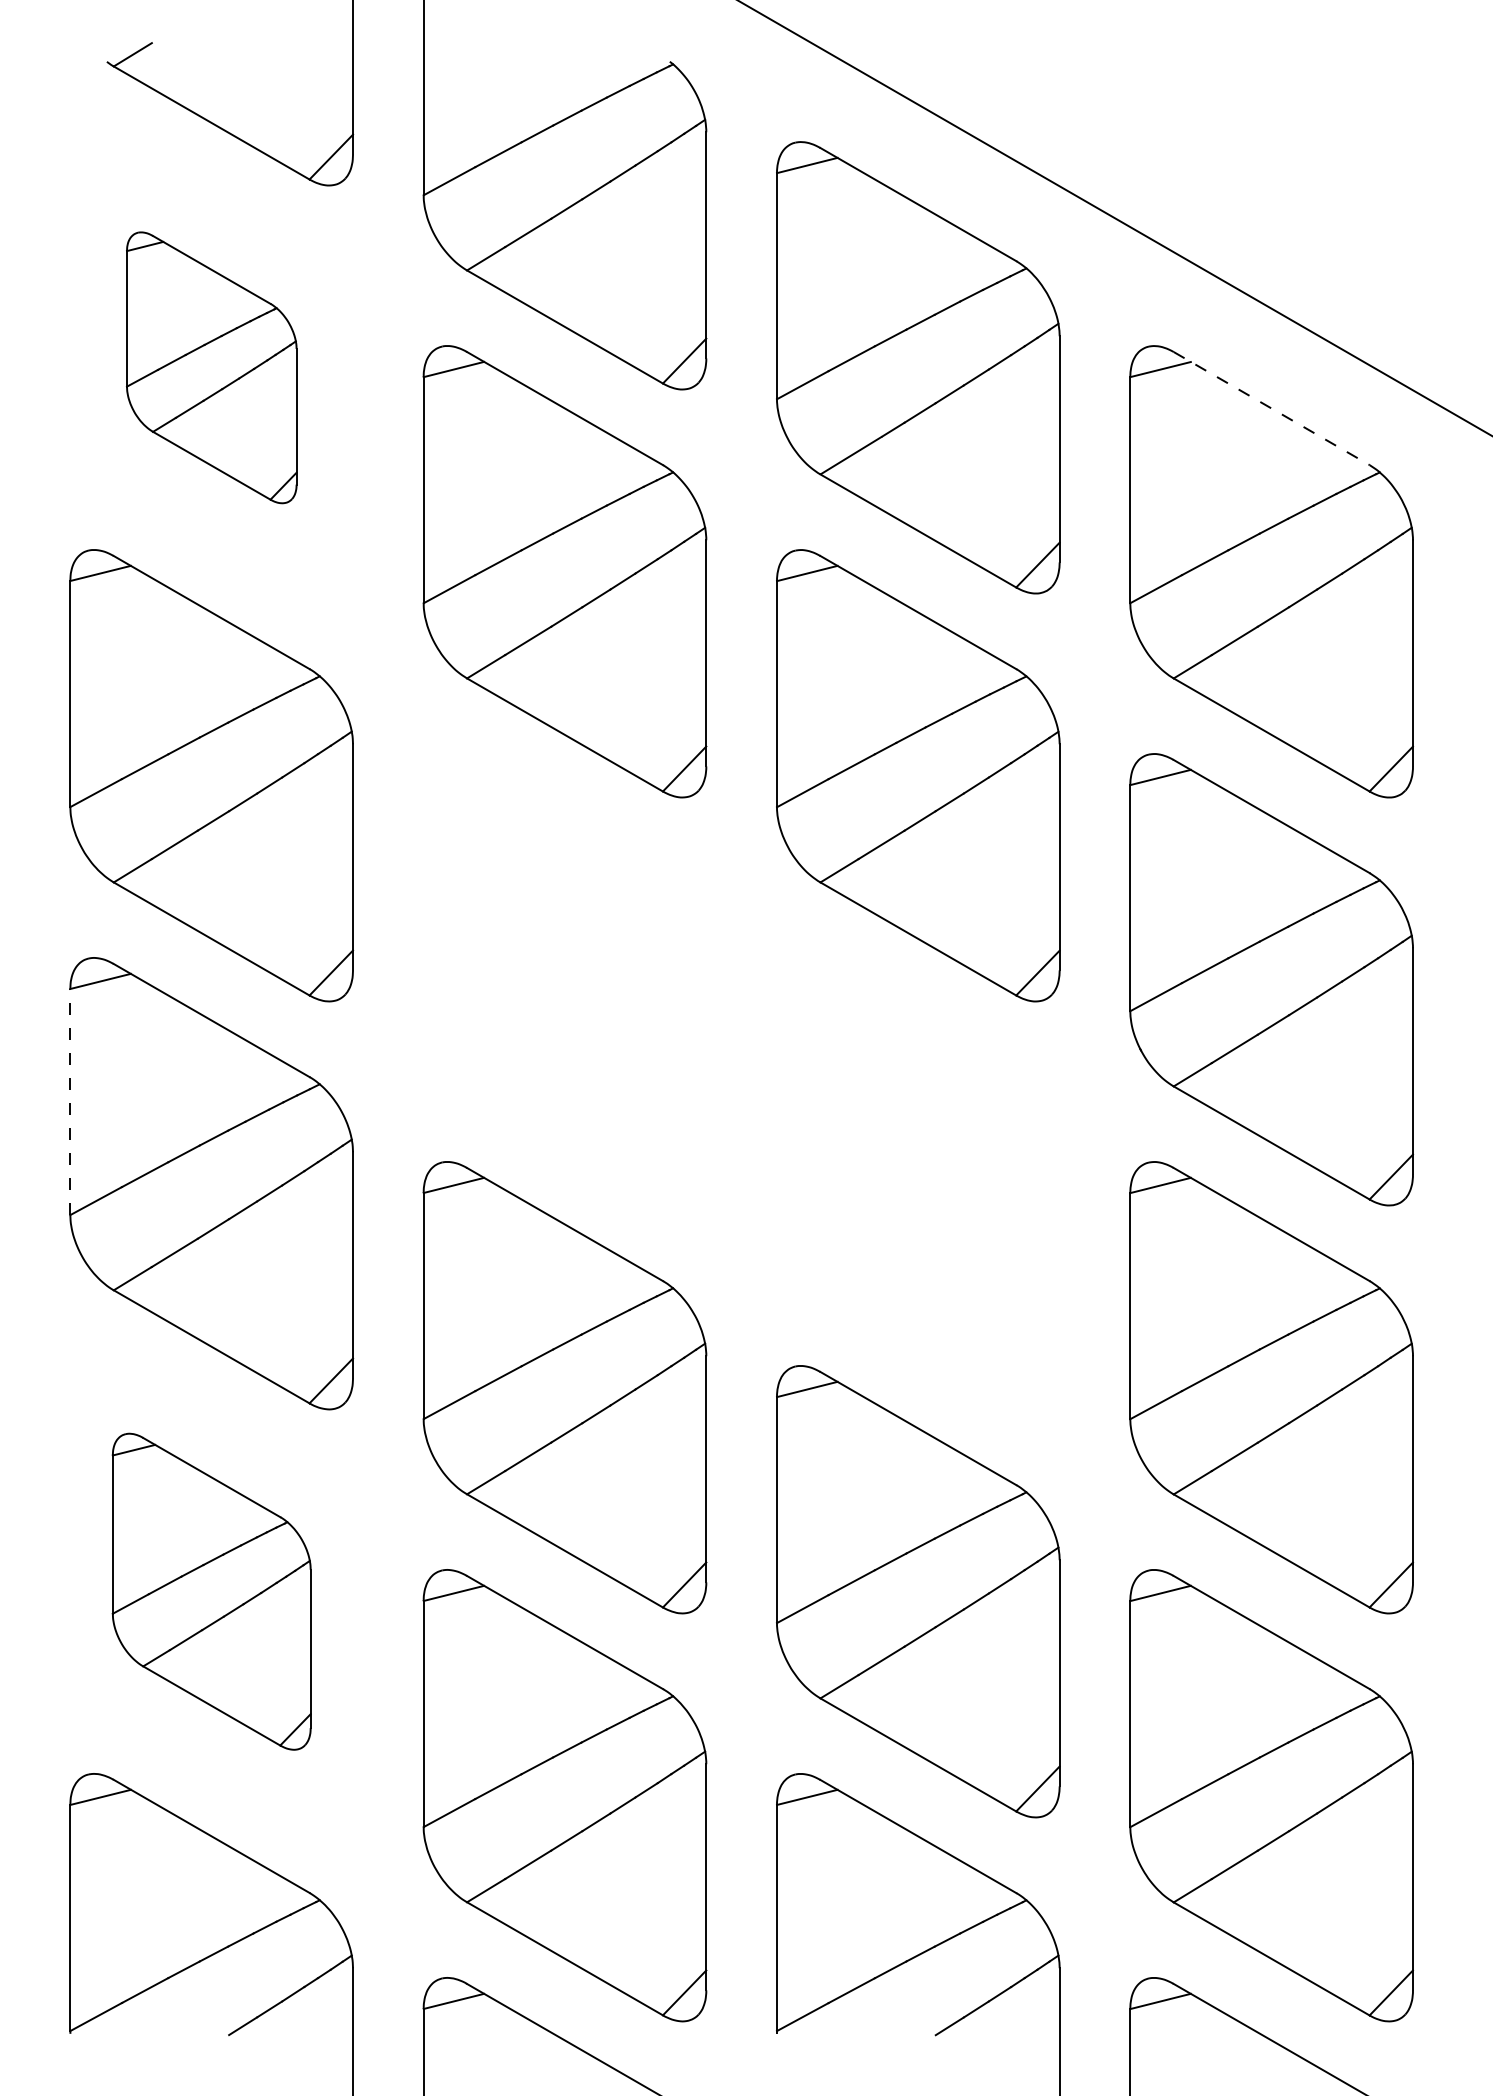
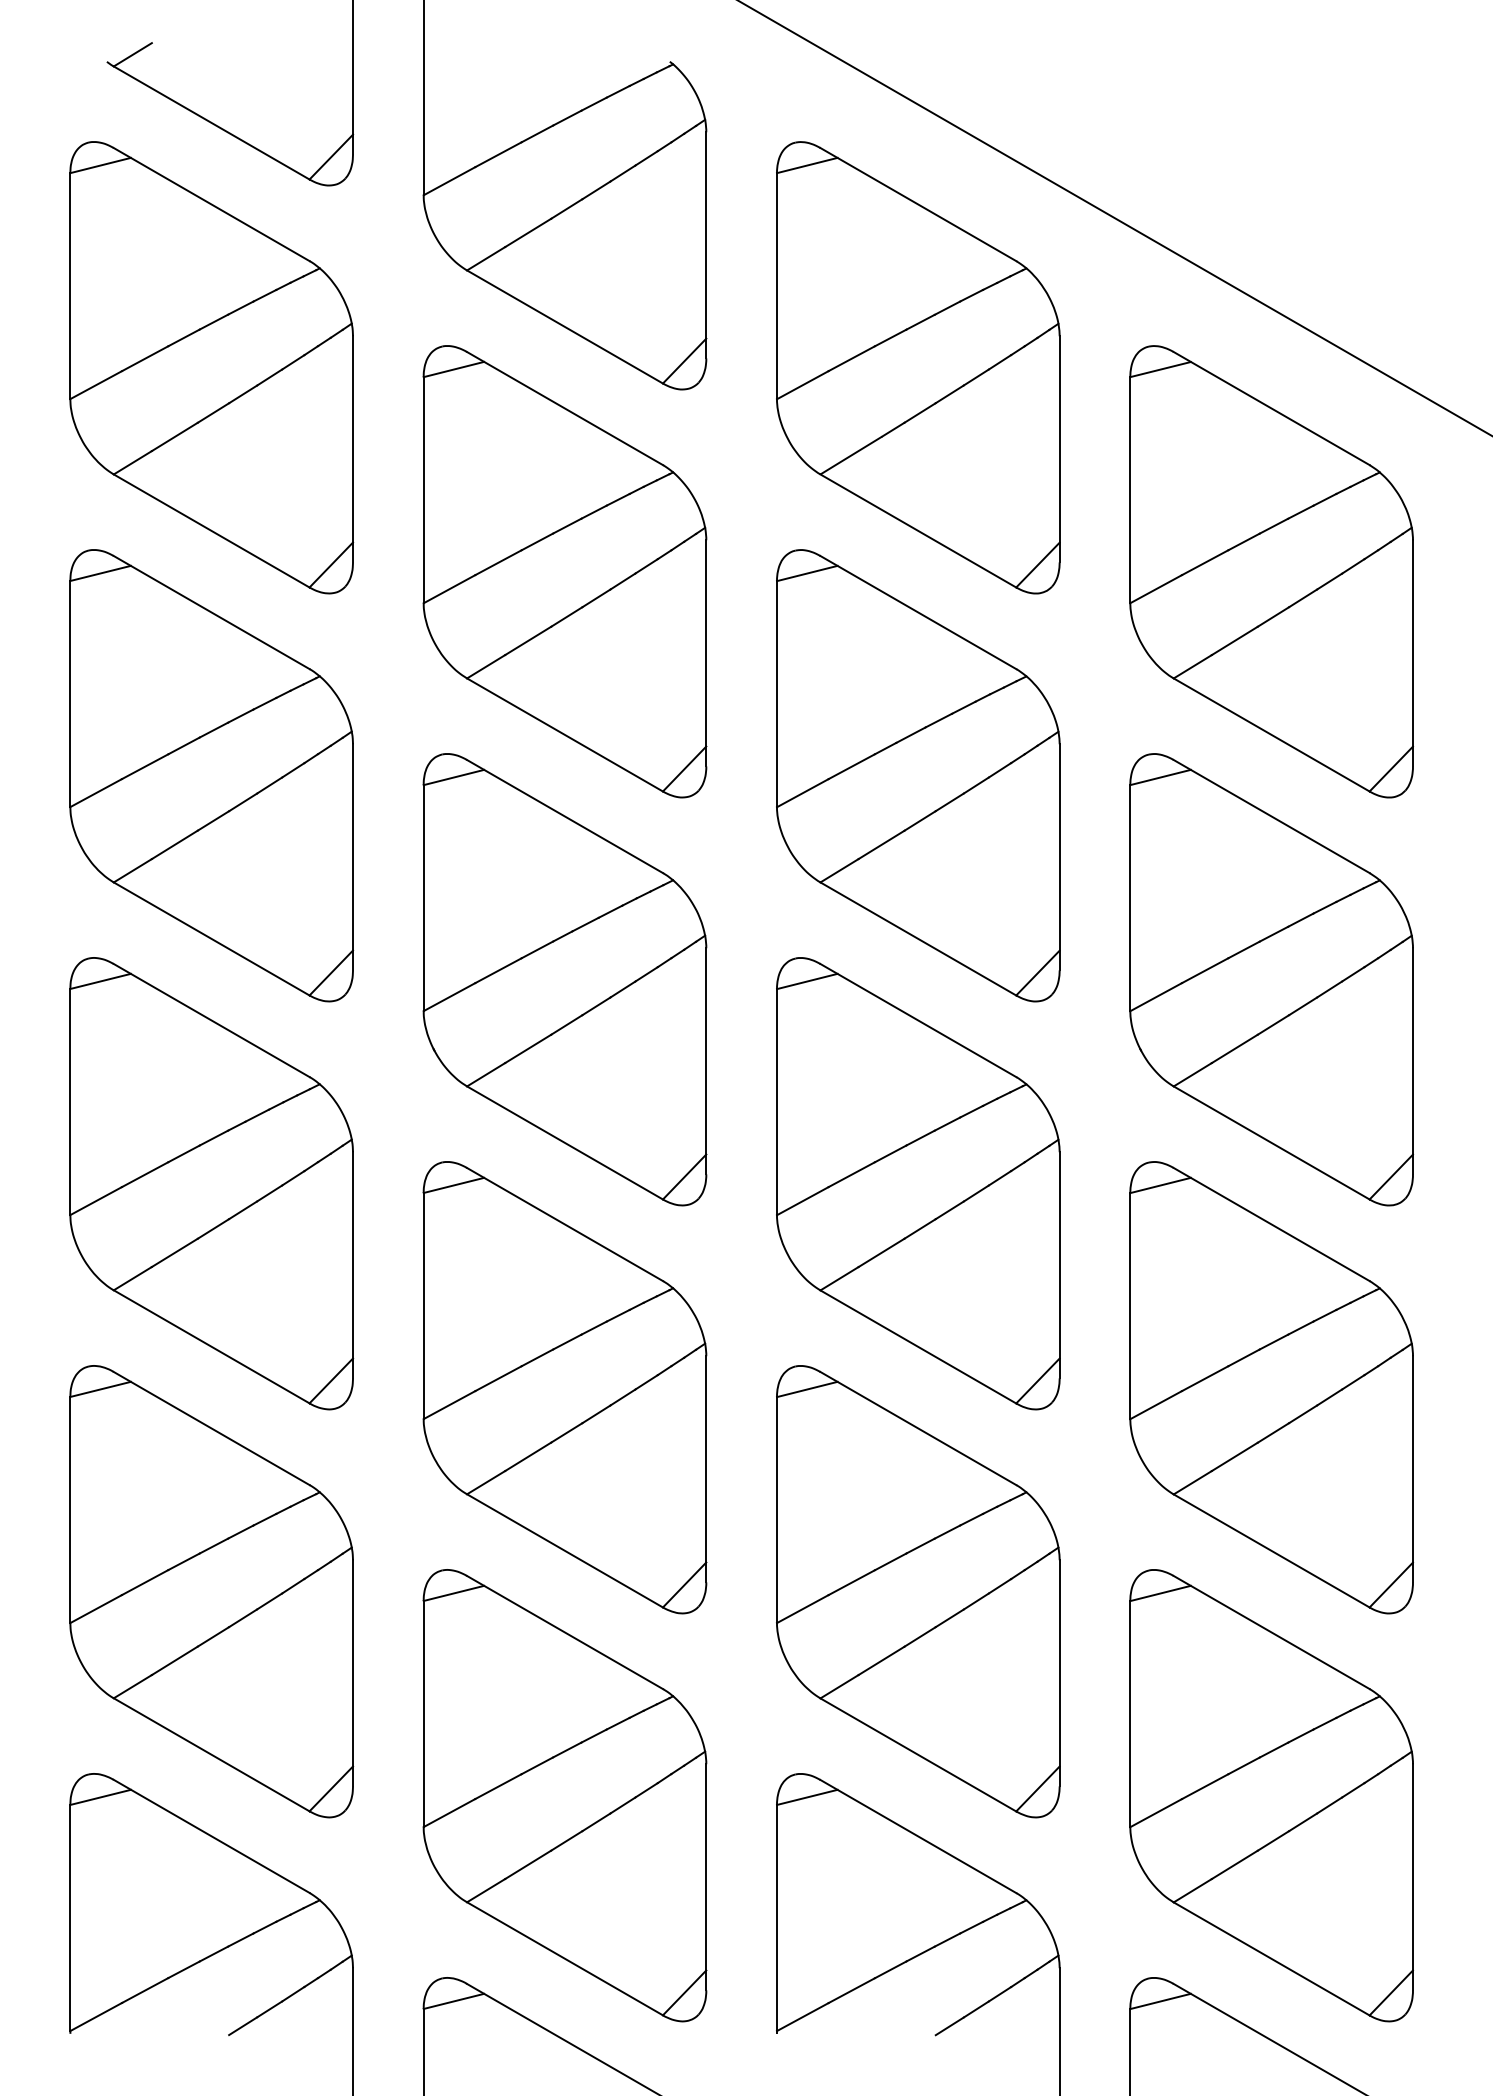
part size: 172x274 px -> 286x454 px (211, 367)
line: dashed -> solid (1272, 408)
part: none -> present (564, 979)
line: dashed -> solid (70, 1101)
part: none -> present (918, 1183)
part size: 201x319 px -> 286x454 px (211, 1591)
